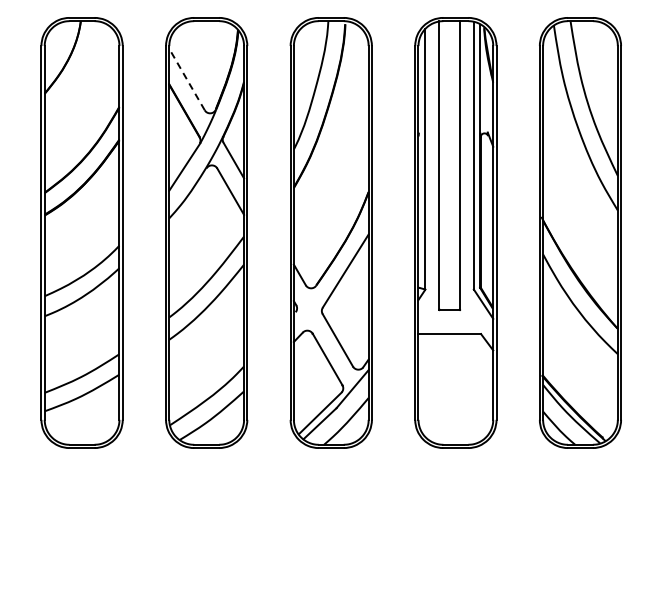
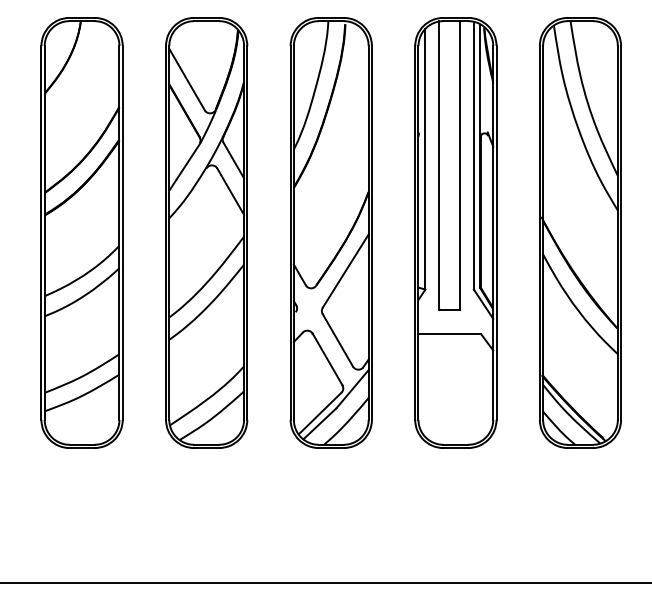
line: dashed -> solid (186, 79)
line: none -> present (325, 583)
